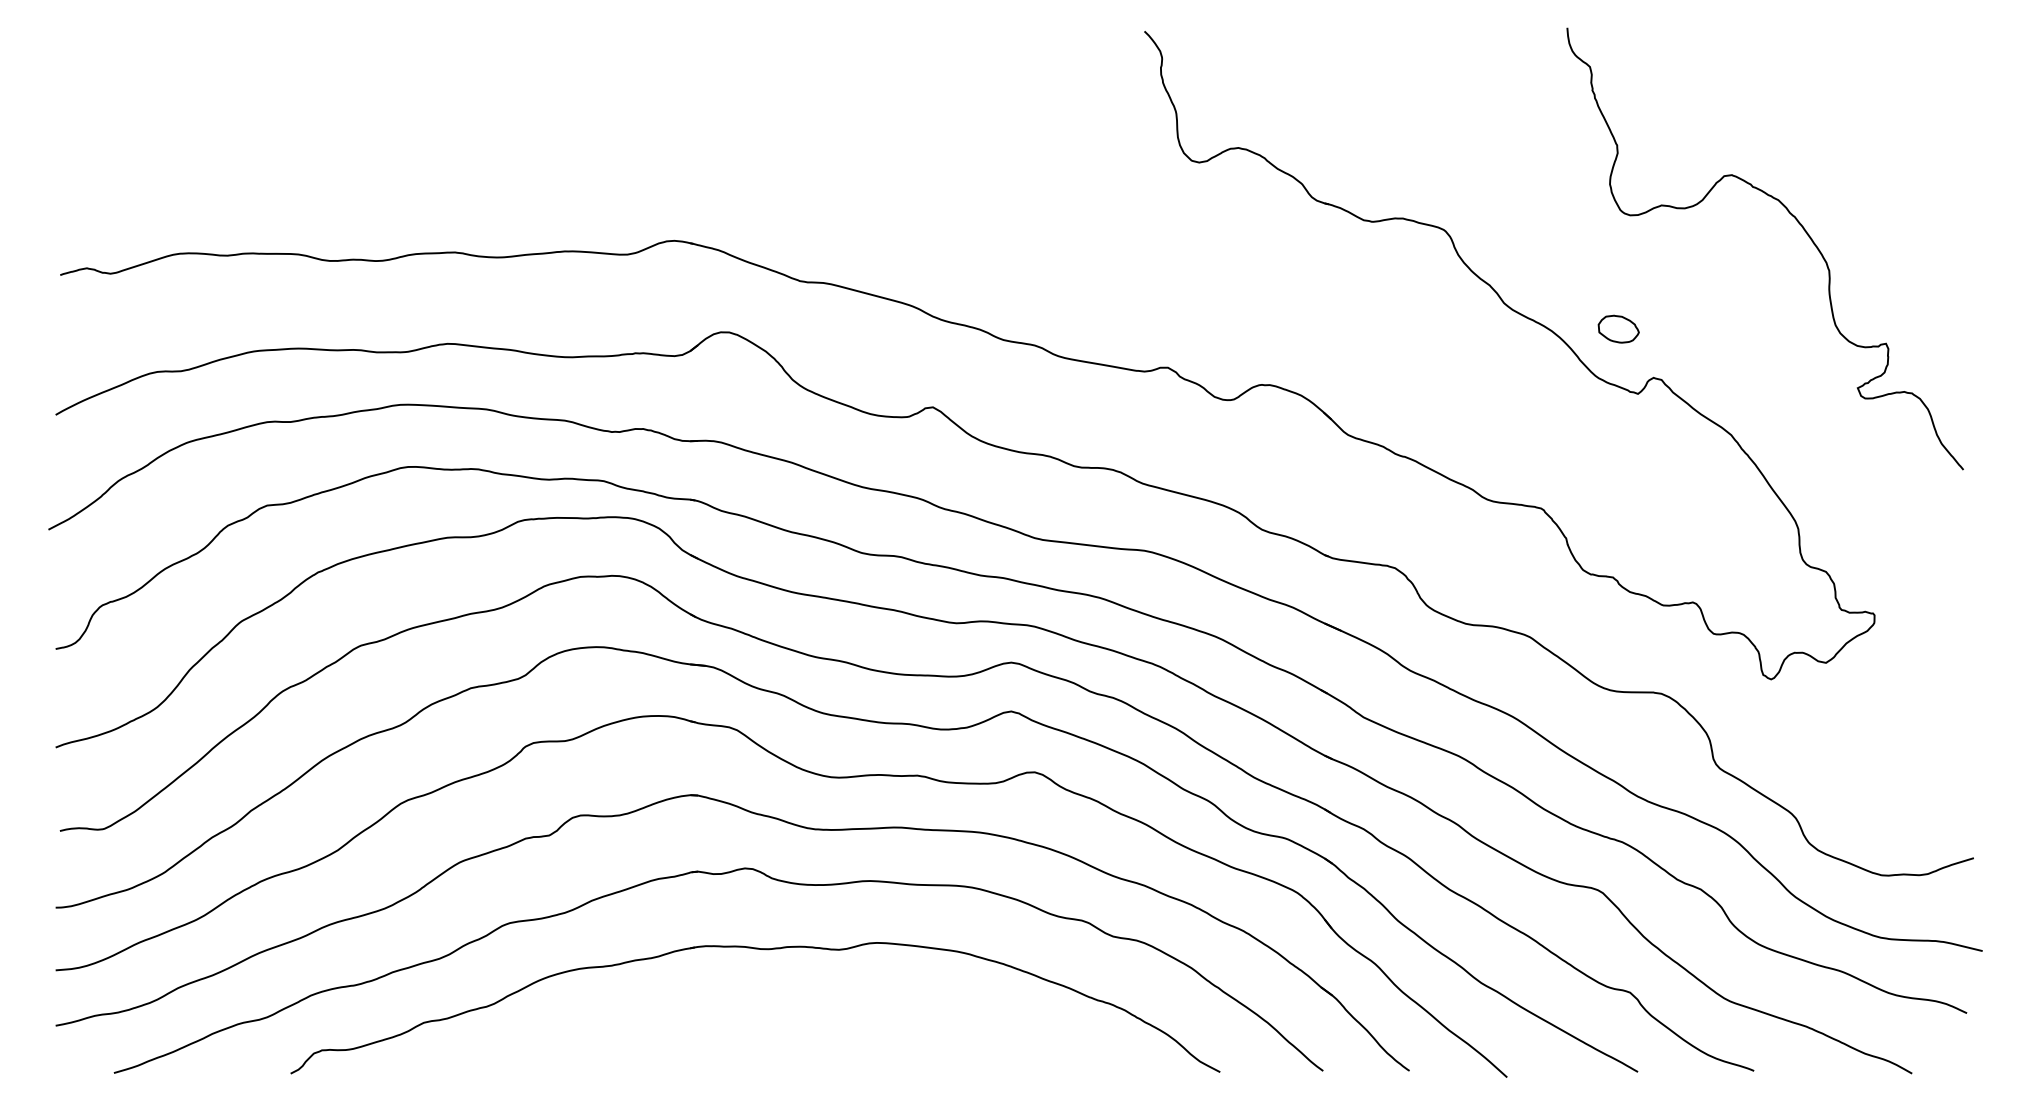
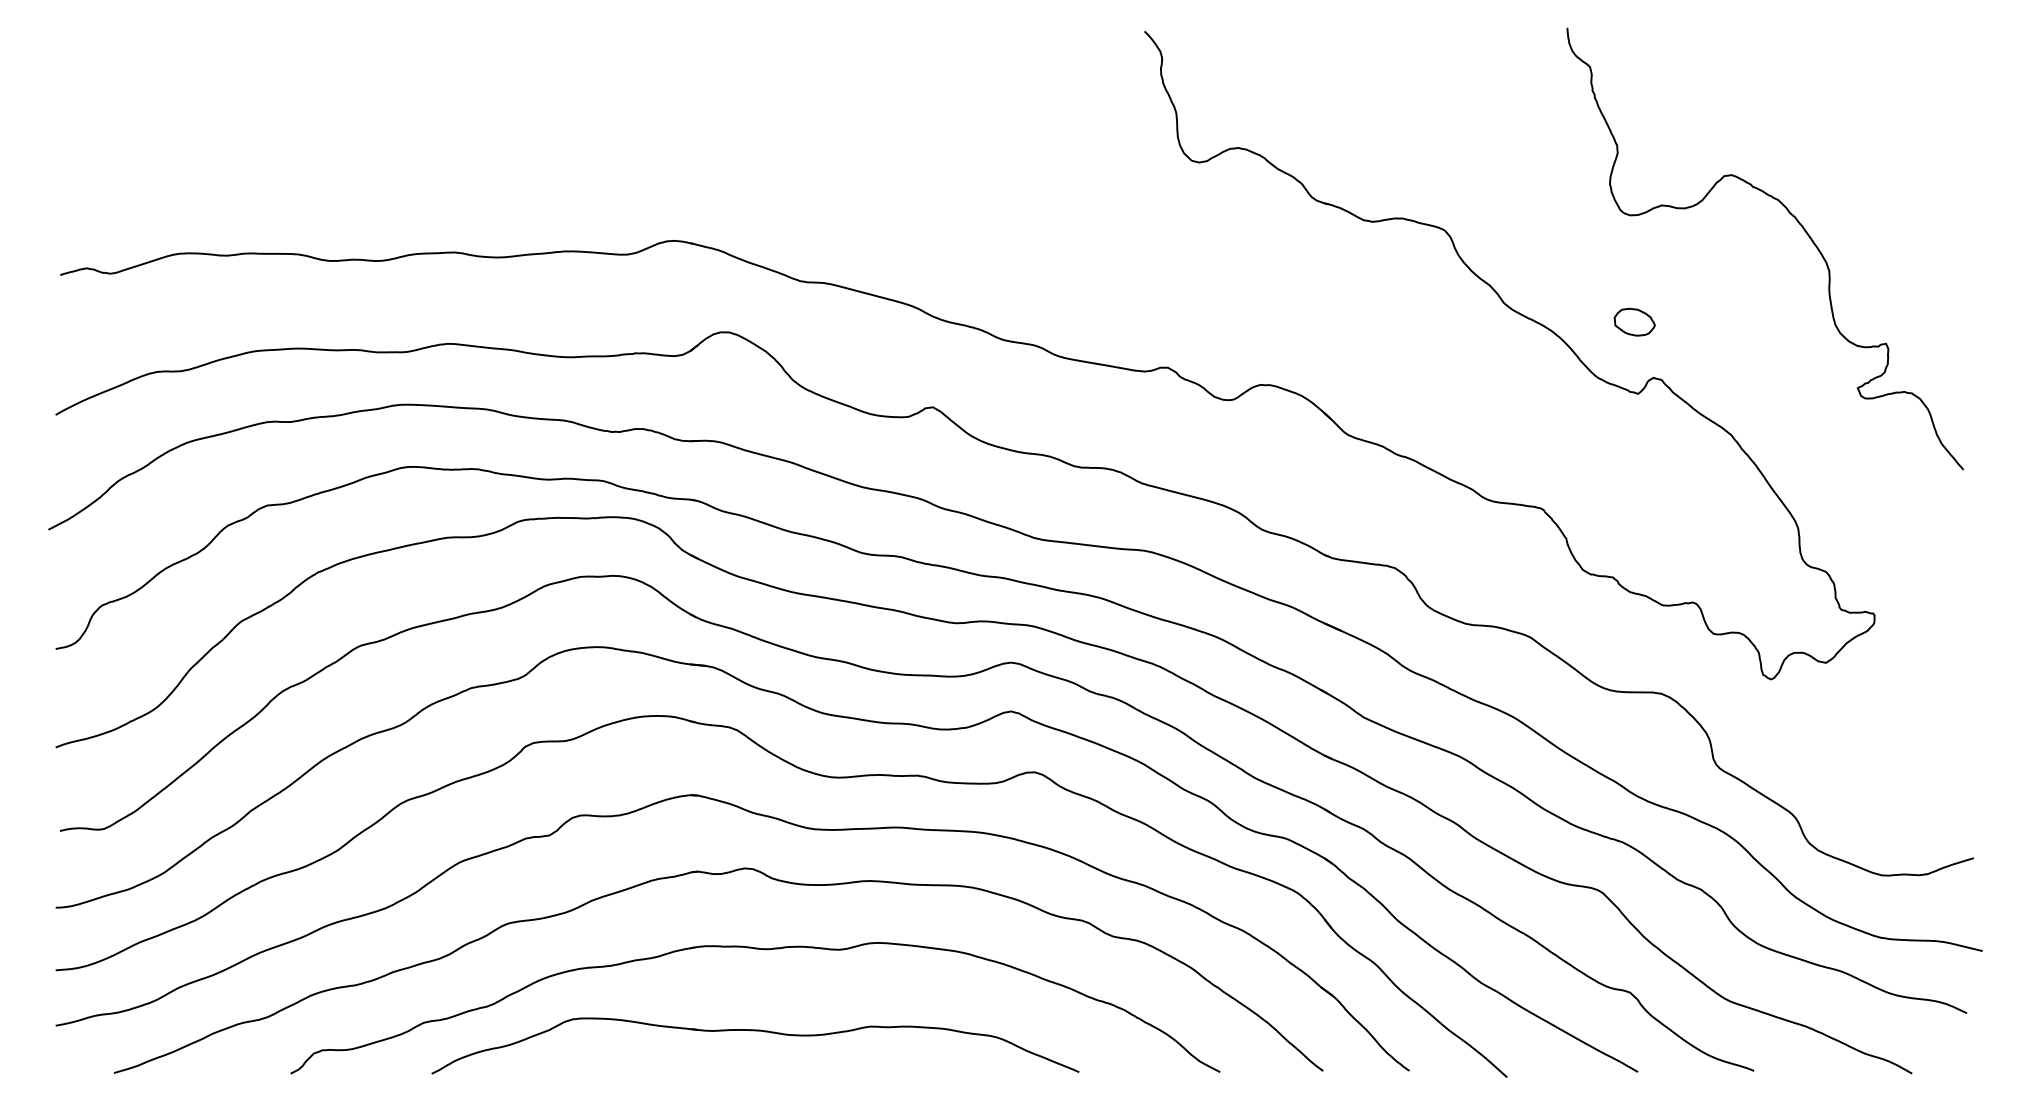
part position: (1618, 328) -> (1634, 321) (1634, 321)
part: none -> present (755, 1031)
